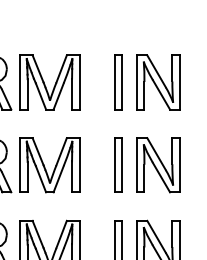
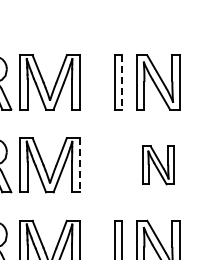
line: solid -> dashed (122, 83)
part: present -> none (118, 164)
line: solid -> dashed (79, 165)
part size: 45x57 px -> 33x41 px (158, 165)
